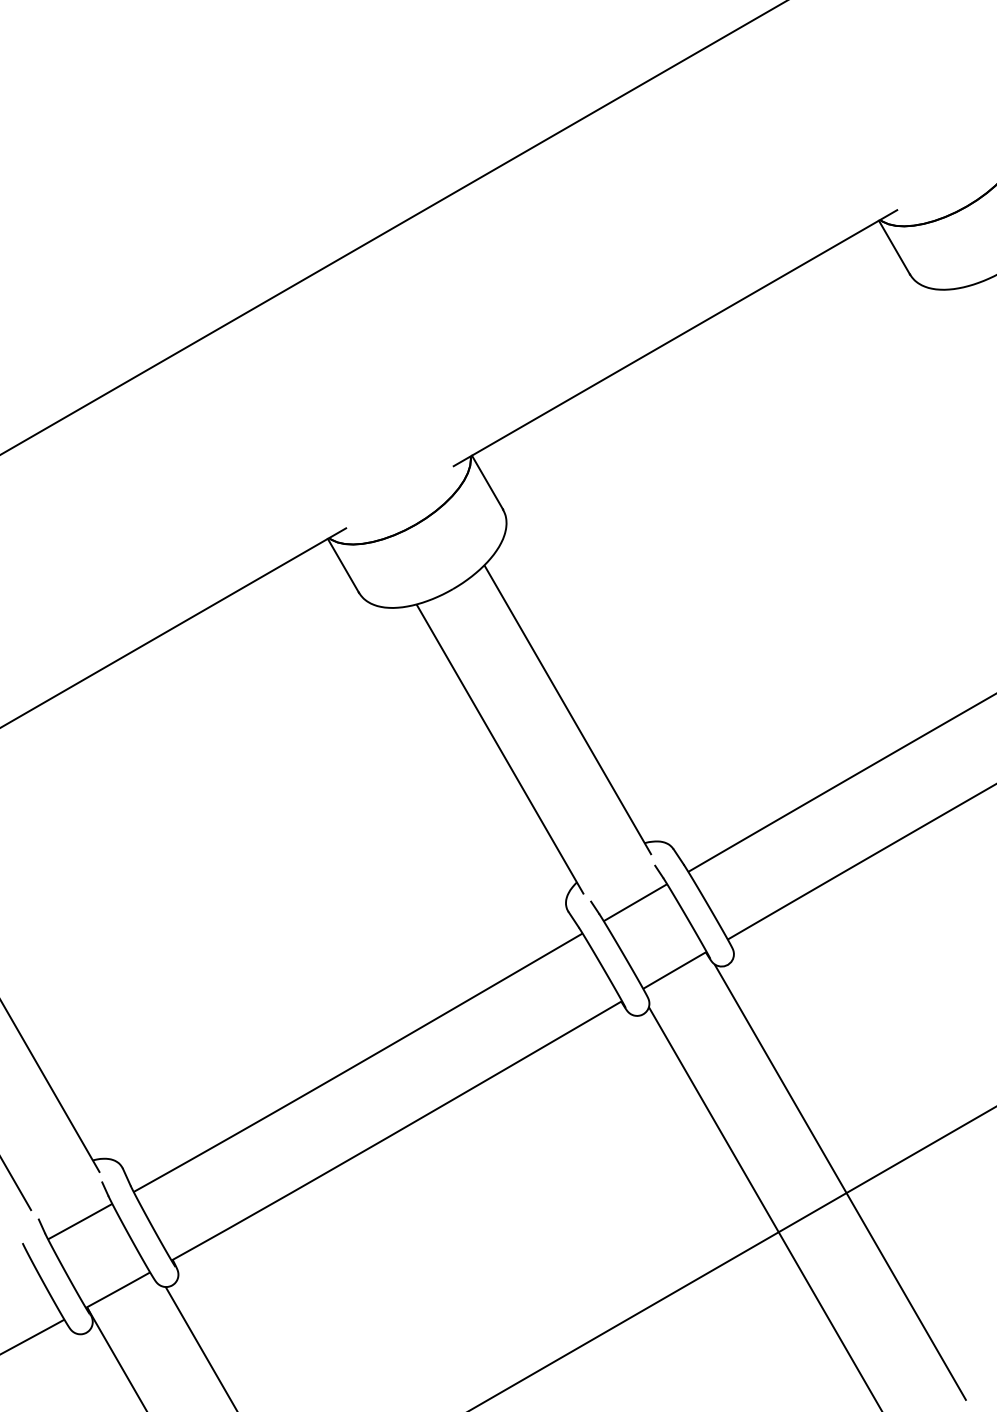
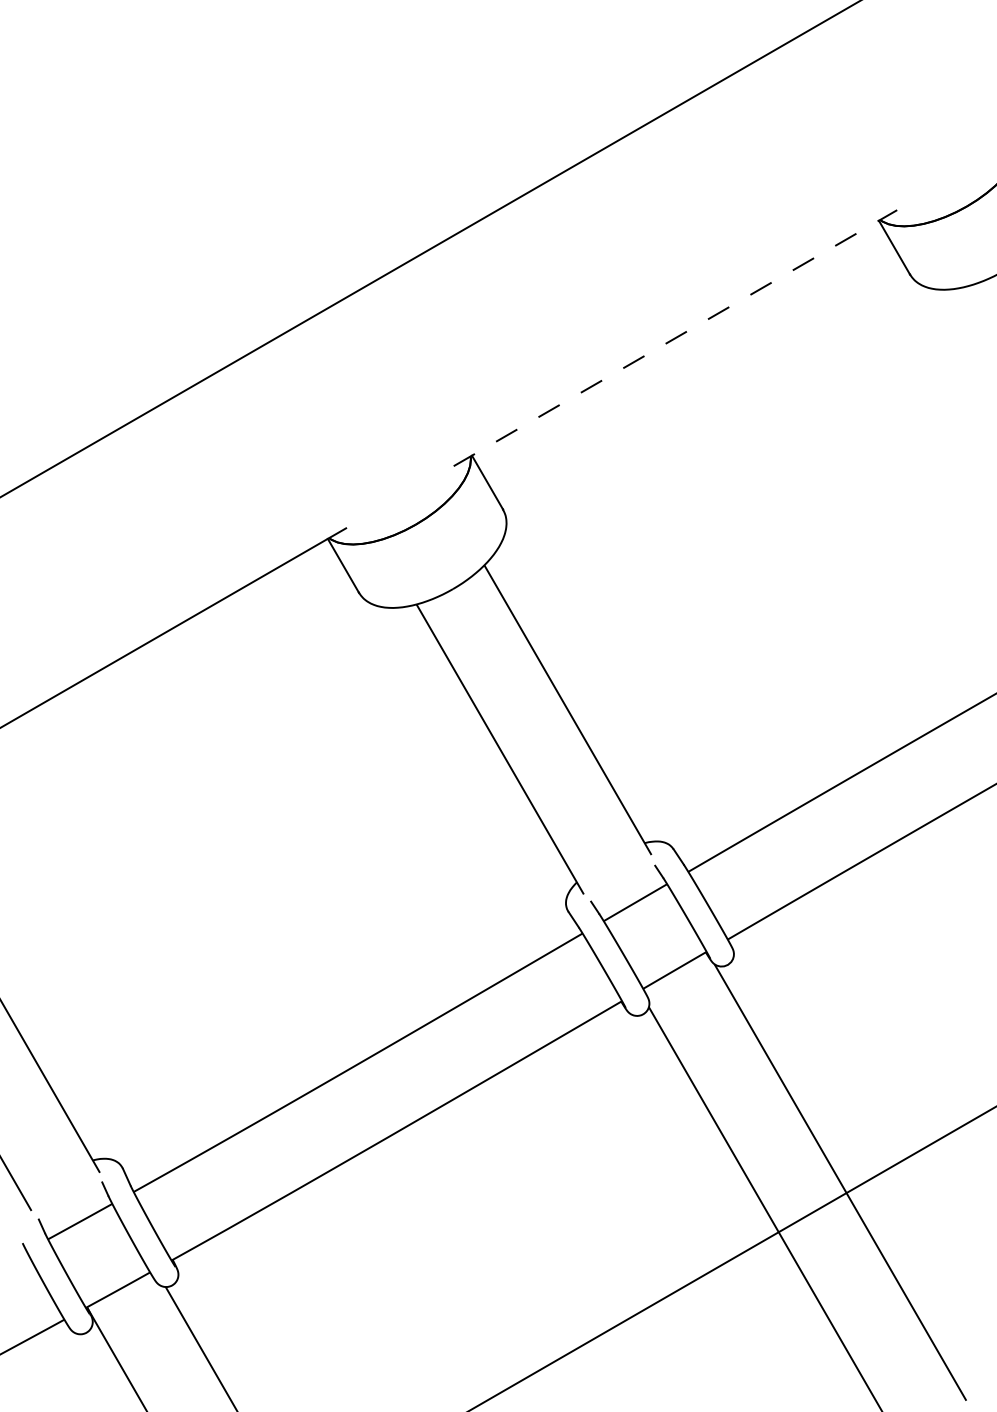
line position: (393, 228) -> (429, 249) (429, 249)
line: solid -> dashed (675, 337)
